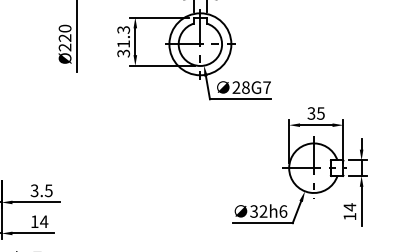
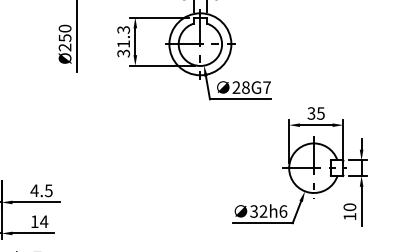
text: Ø220 -> Ø250 (64, 38)
text: 3.5 -> 4.5 (34, 190)
text: 14 -> 10 (349, 207)
